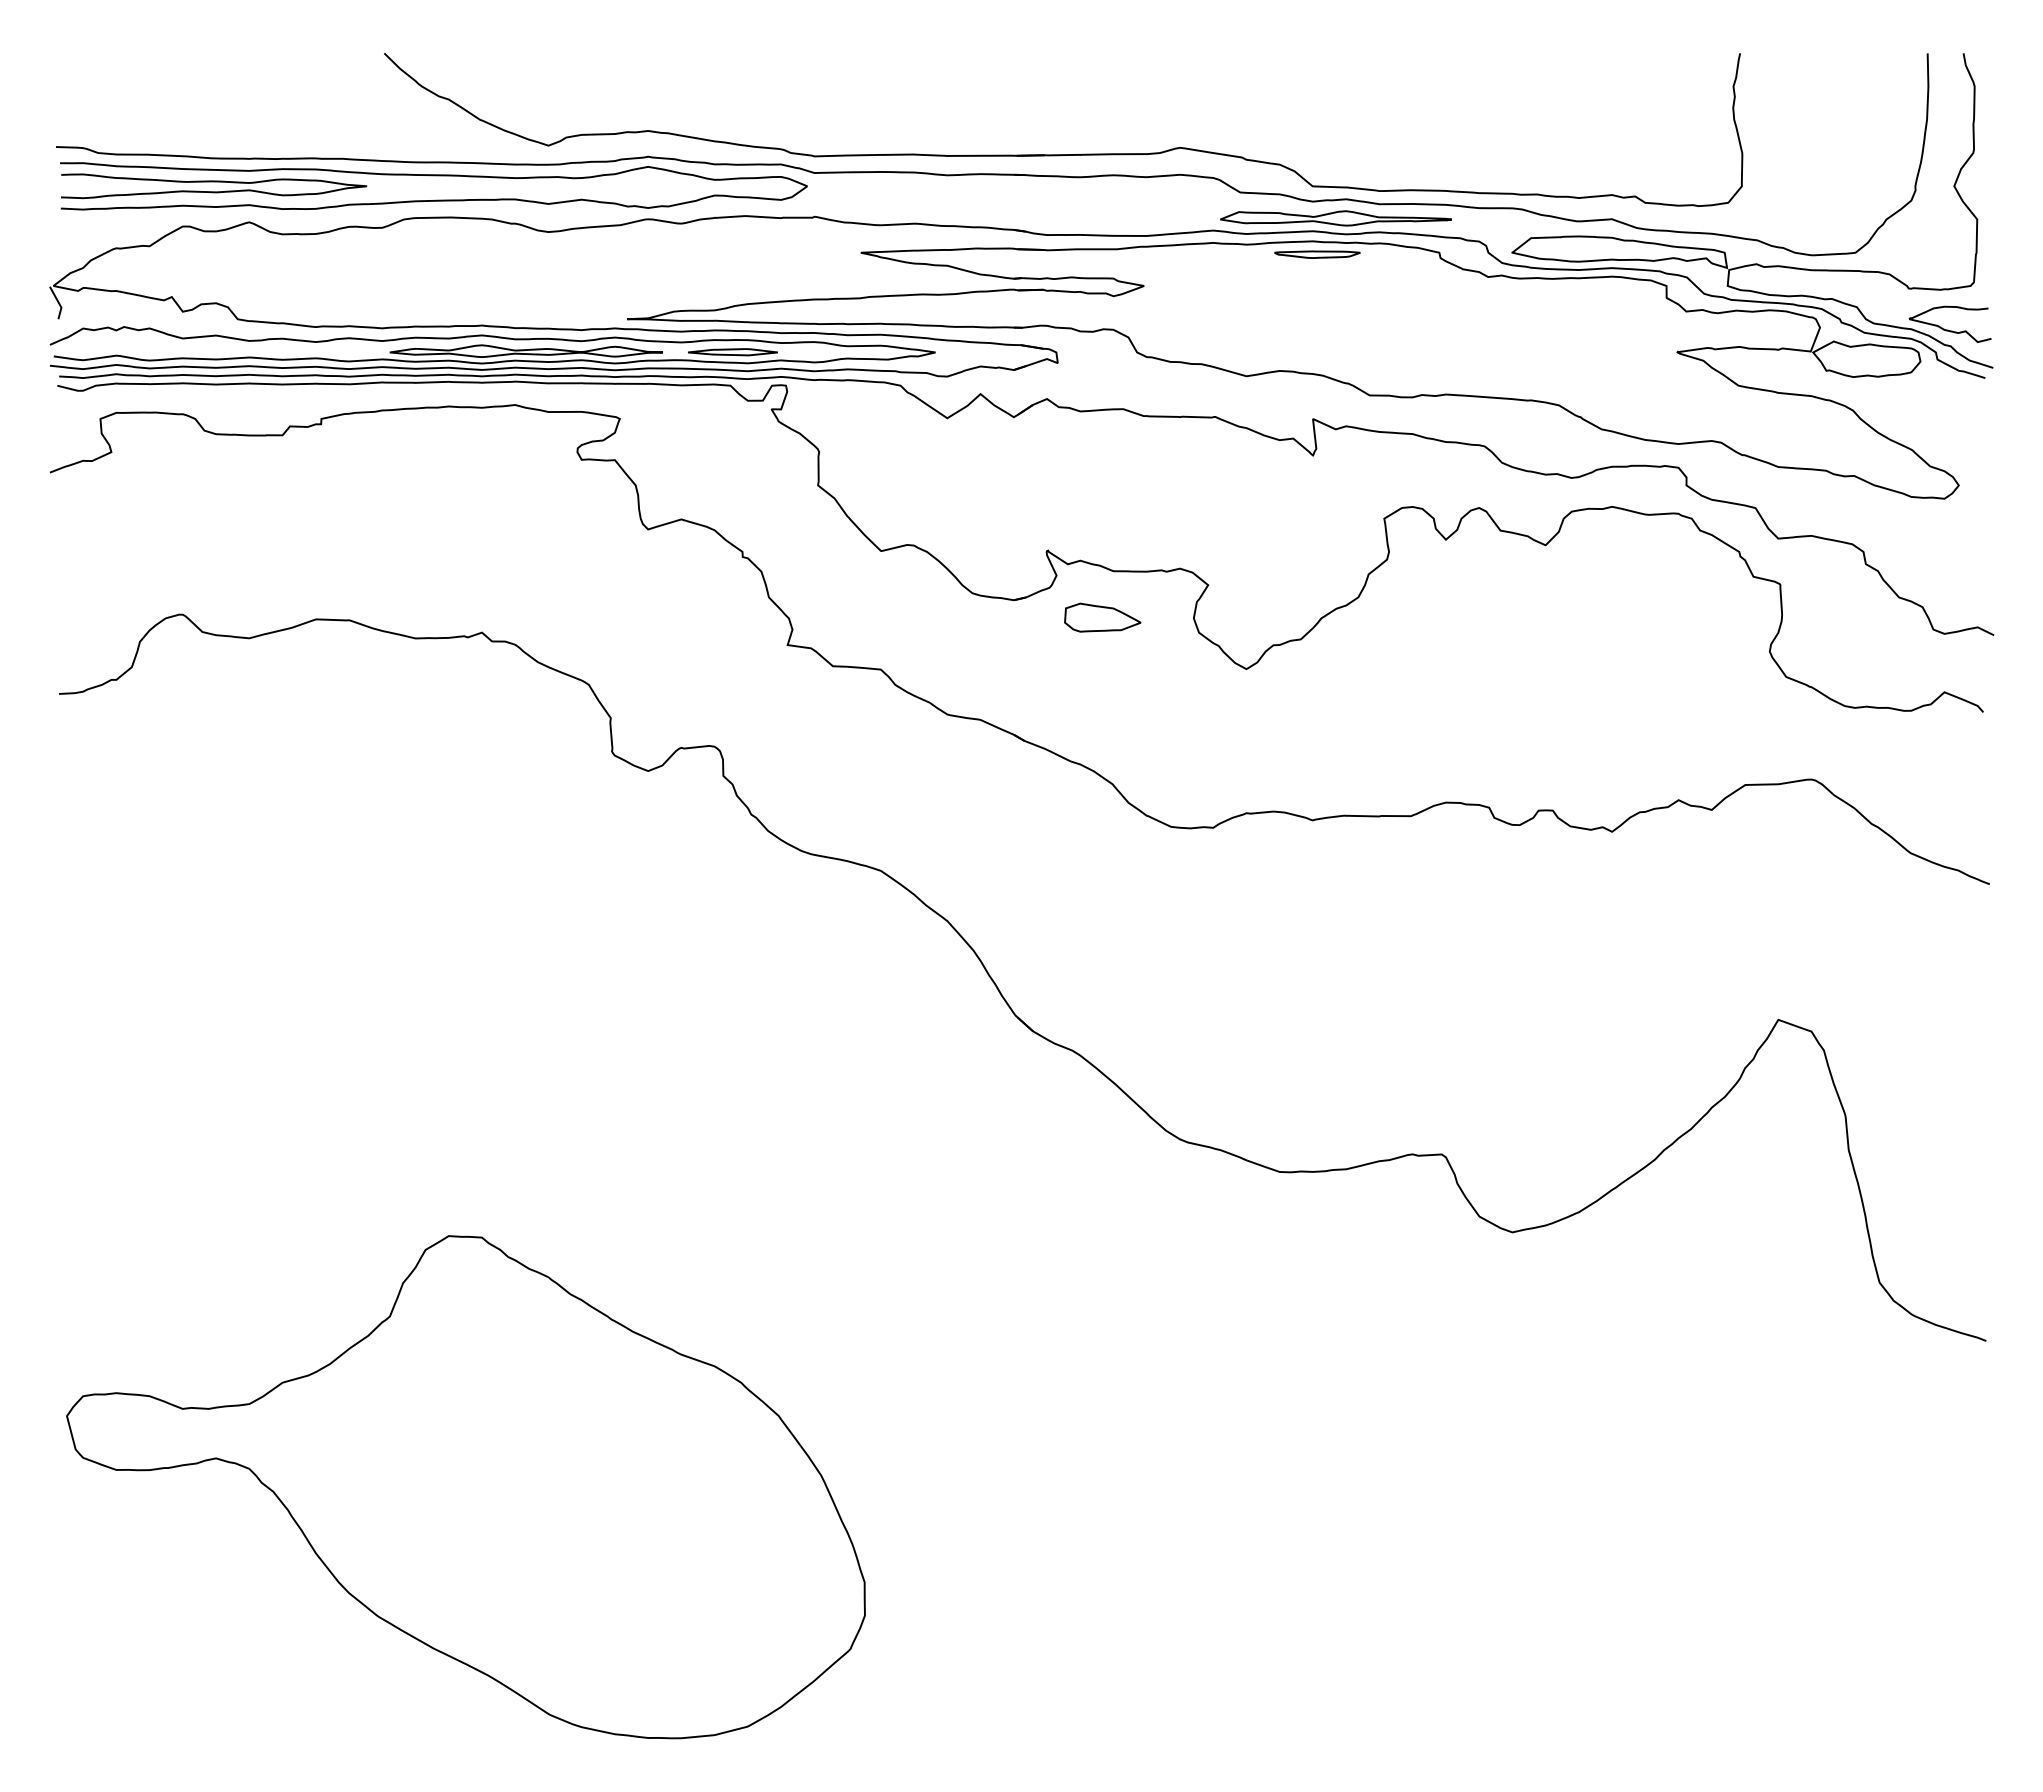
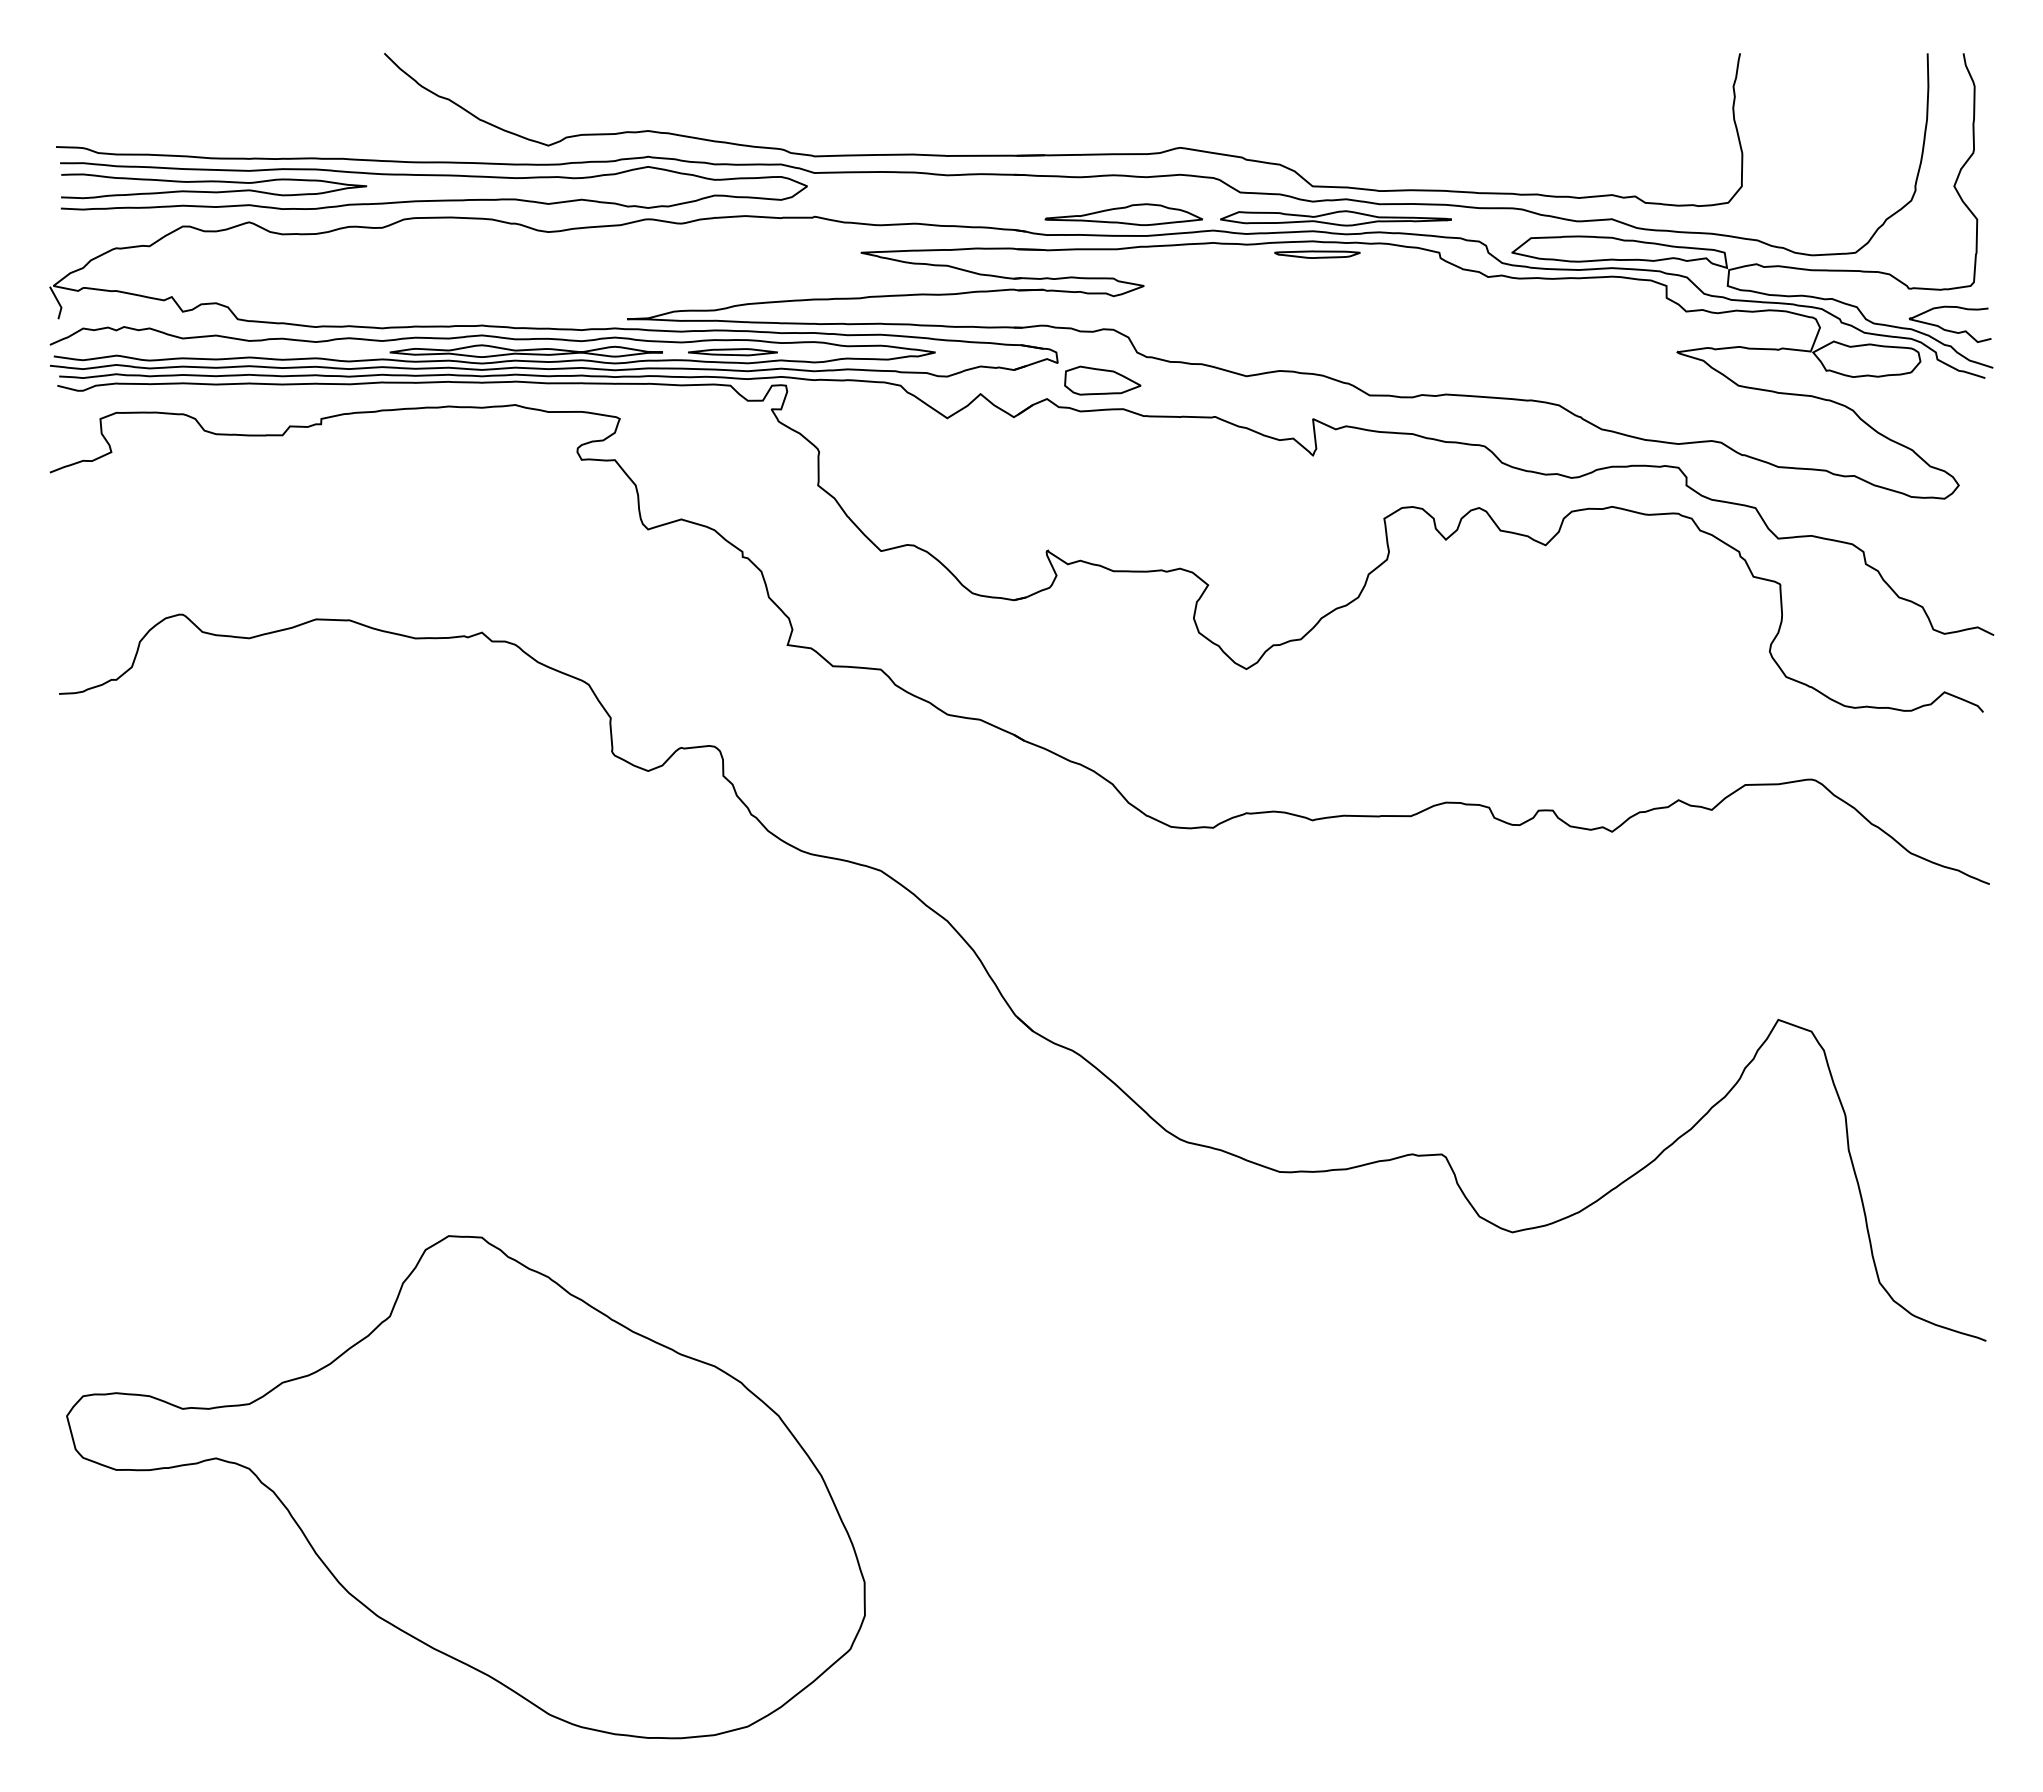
part: none -> present (1123, 214)
part position: (1102, 617) -> (1102, 380) (1102, 380)
